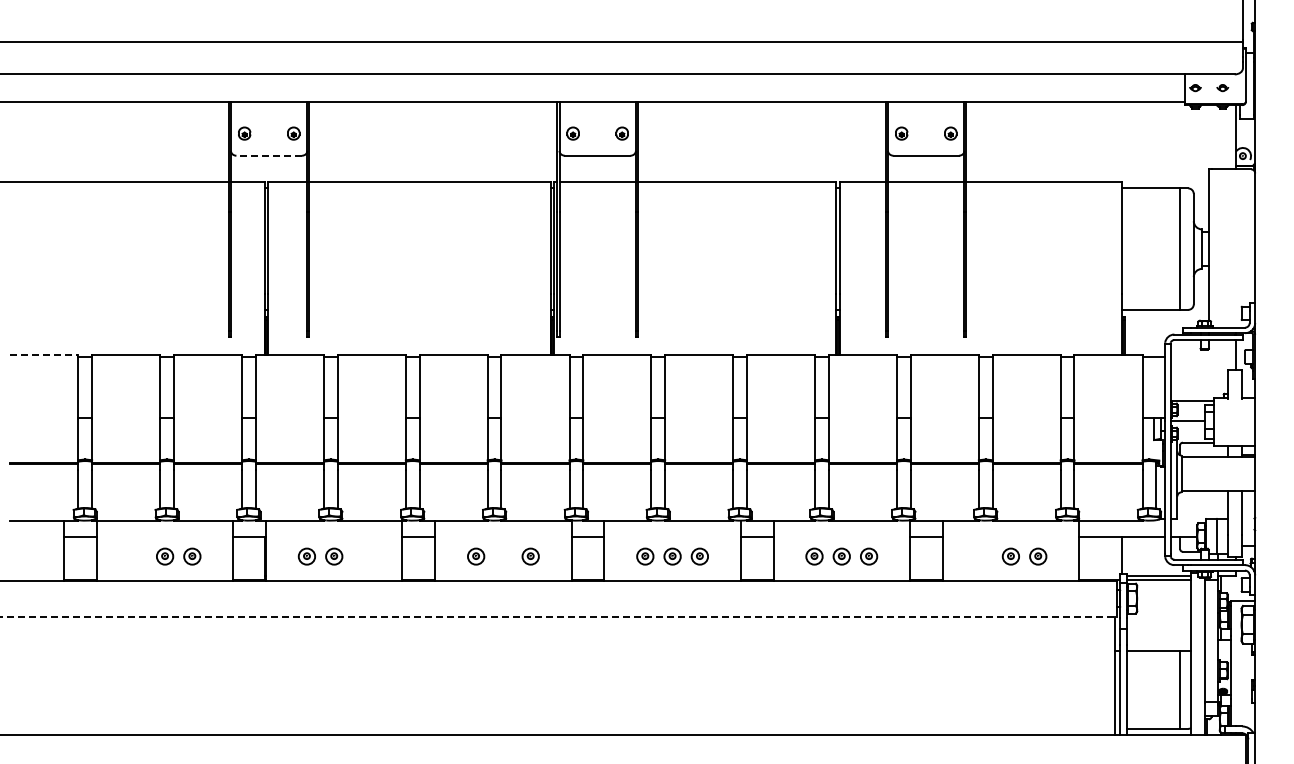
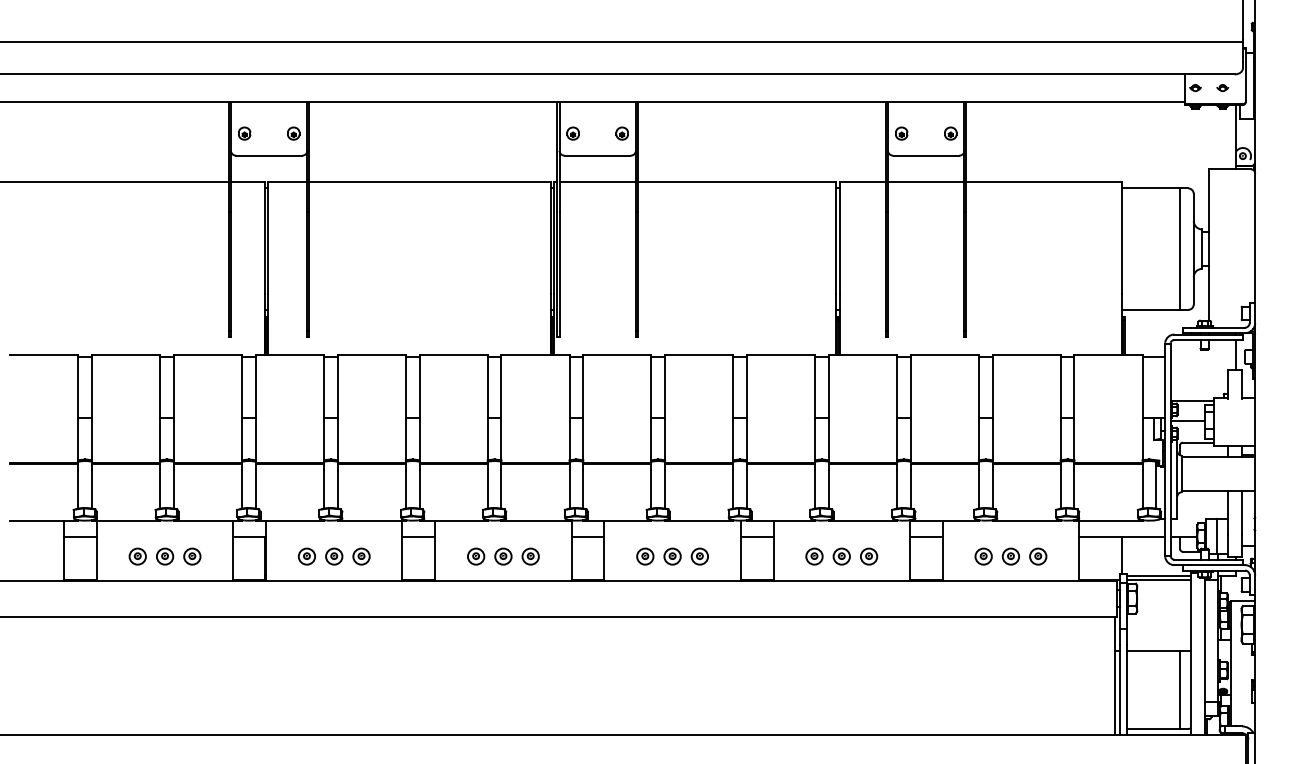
line: dashed -> solid (269, 155)
line: dashed -> solid (44, 354)
part: none -> present (137, 556)
part: none -> present (361, 556)
part: none -> present (503, 556)
part: none -> present (983, 556)
line: dashed -> solid (559, 617)
